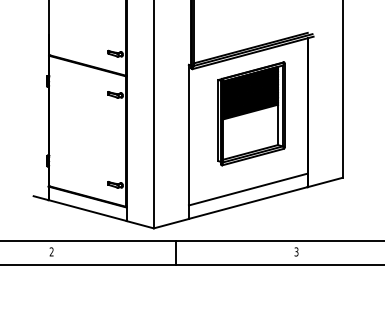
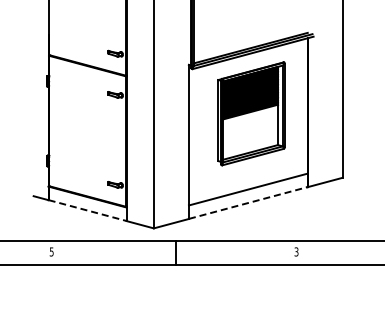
line: solid -> dashed (248, 202)
line: solid -> dashed (88, 210)
text: 2 -> 5 (51, 251)
